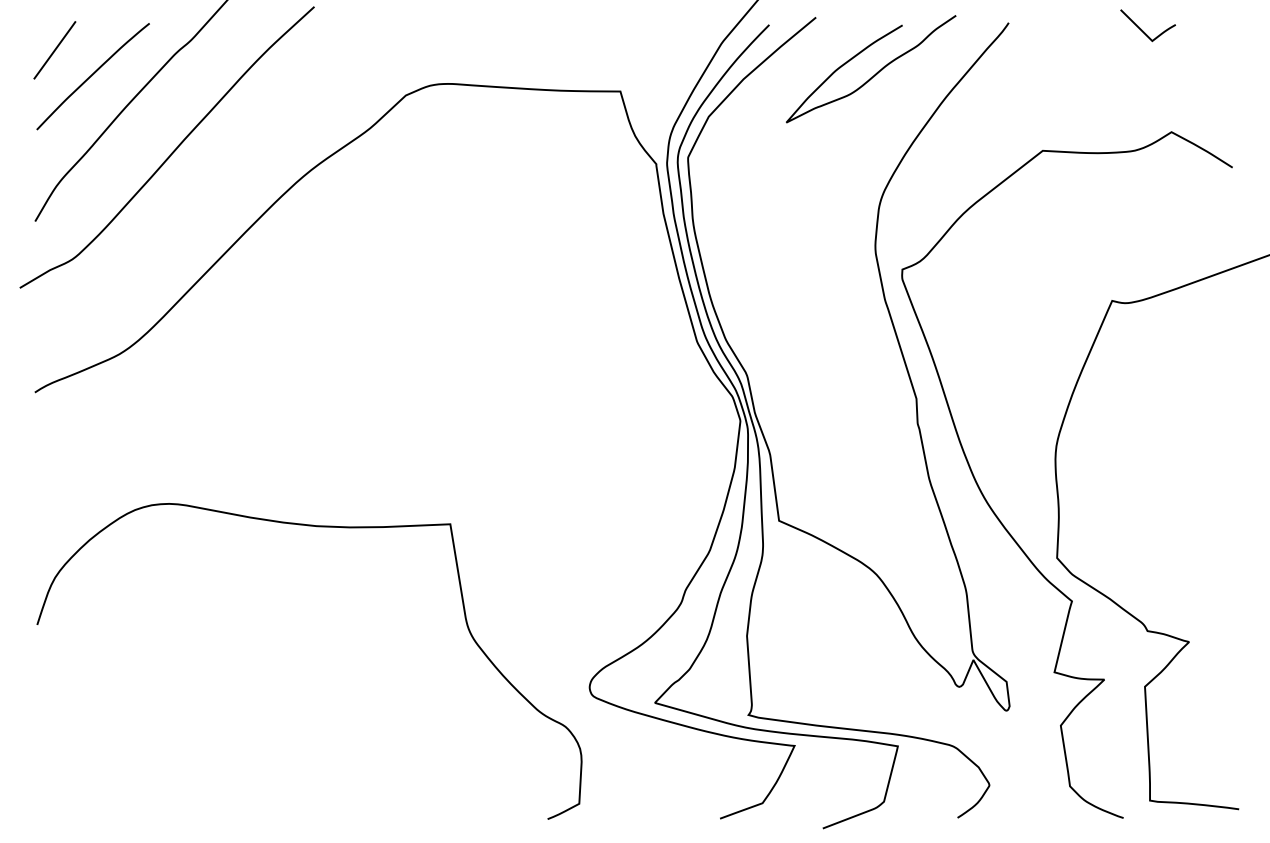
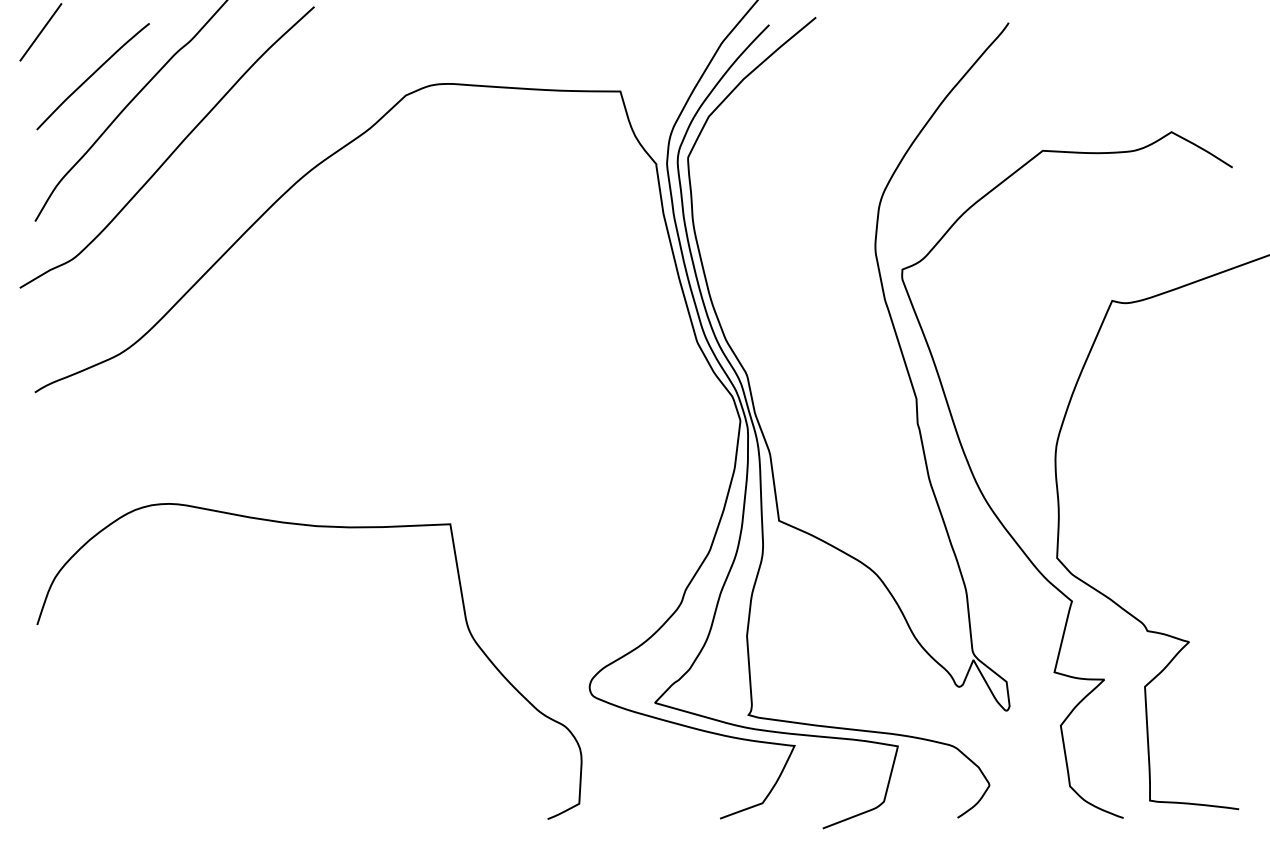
curve: present -> none (1142, 29)
line position: (54, 50) -> (40, 32) (40, 32)
curve: present -> none (875, 73)
